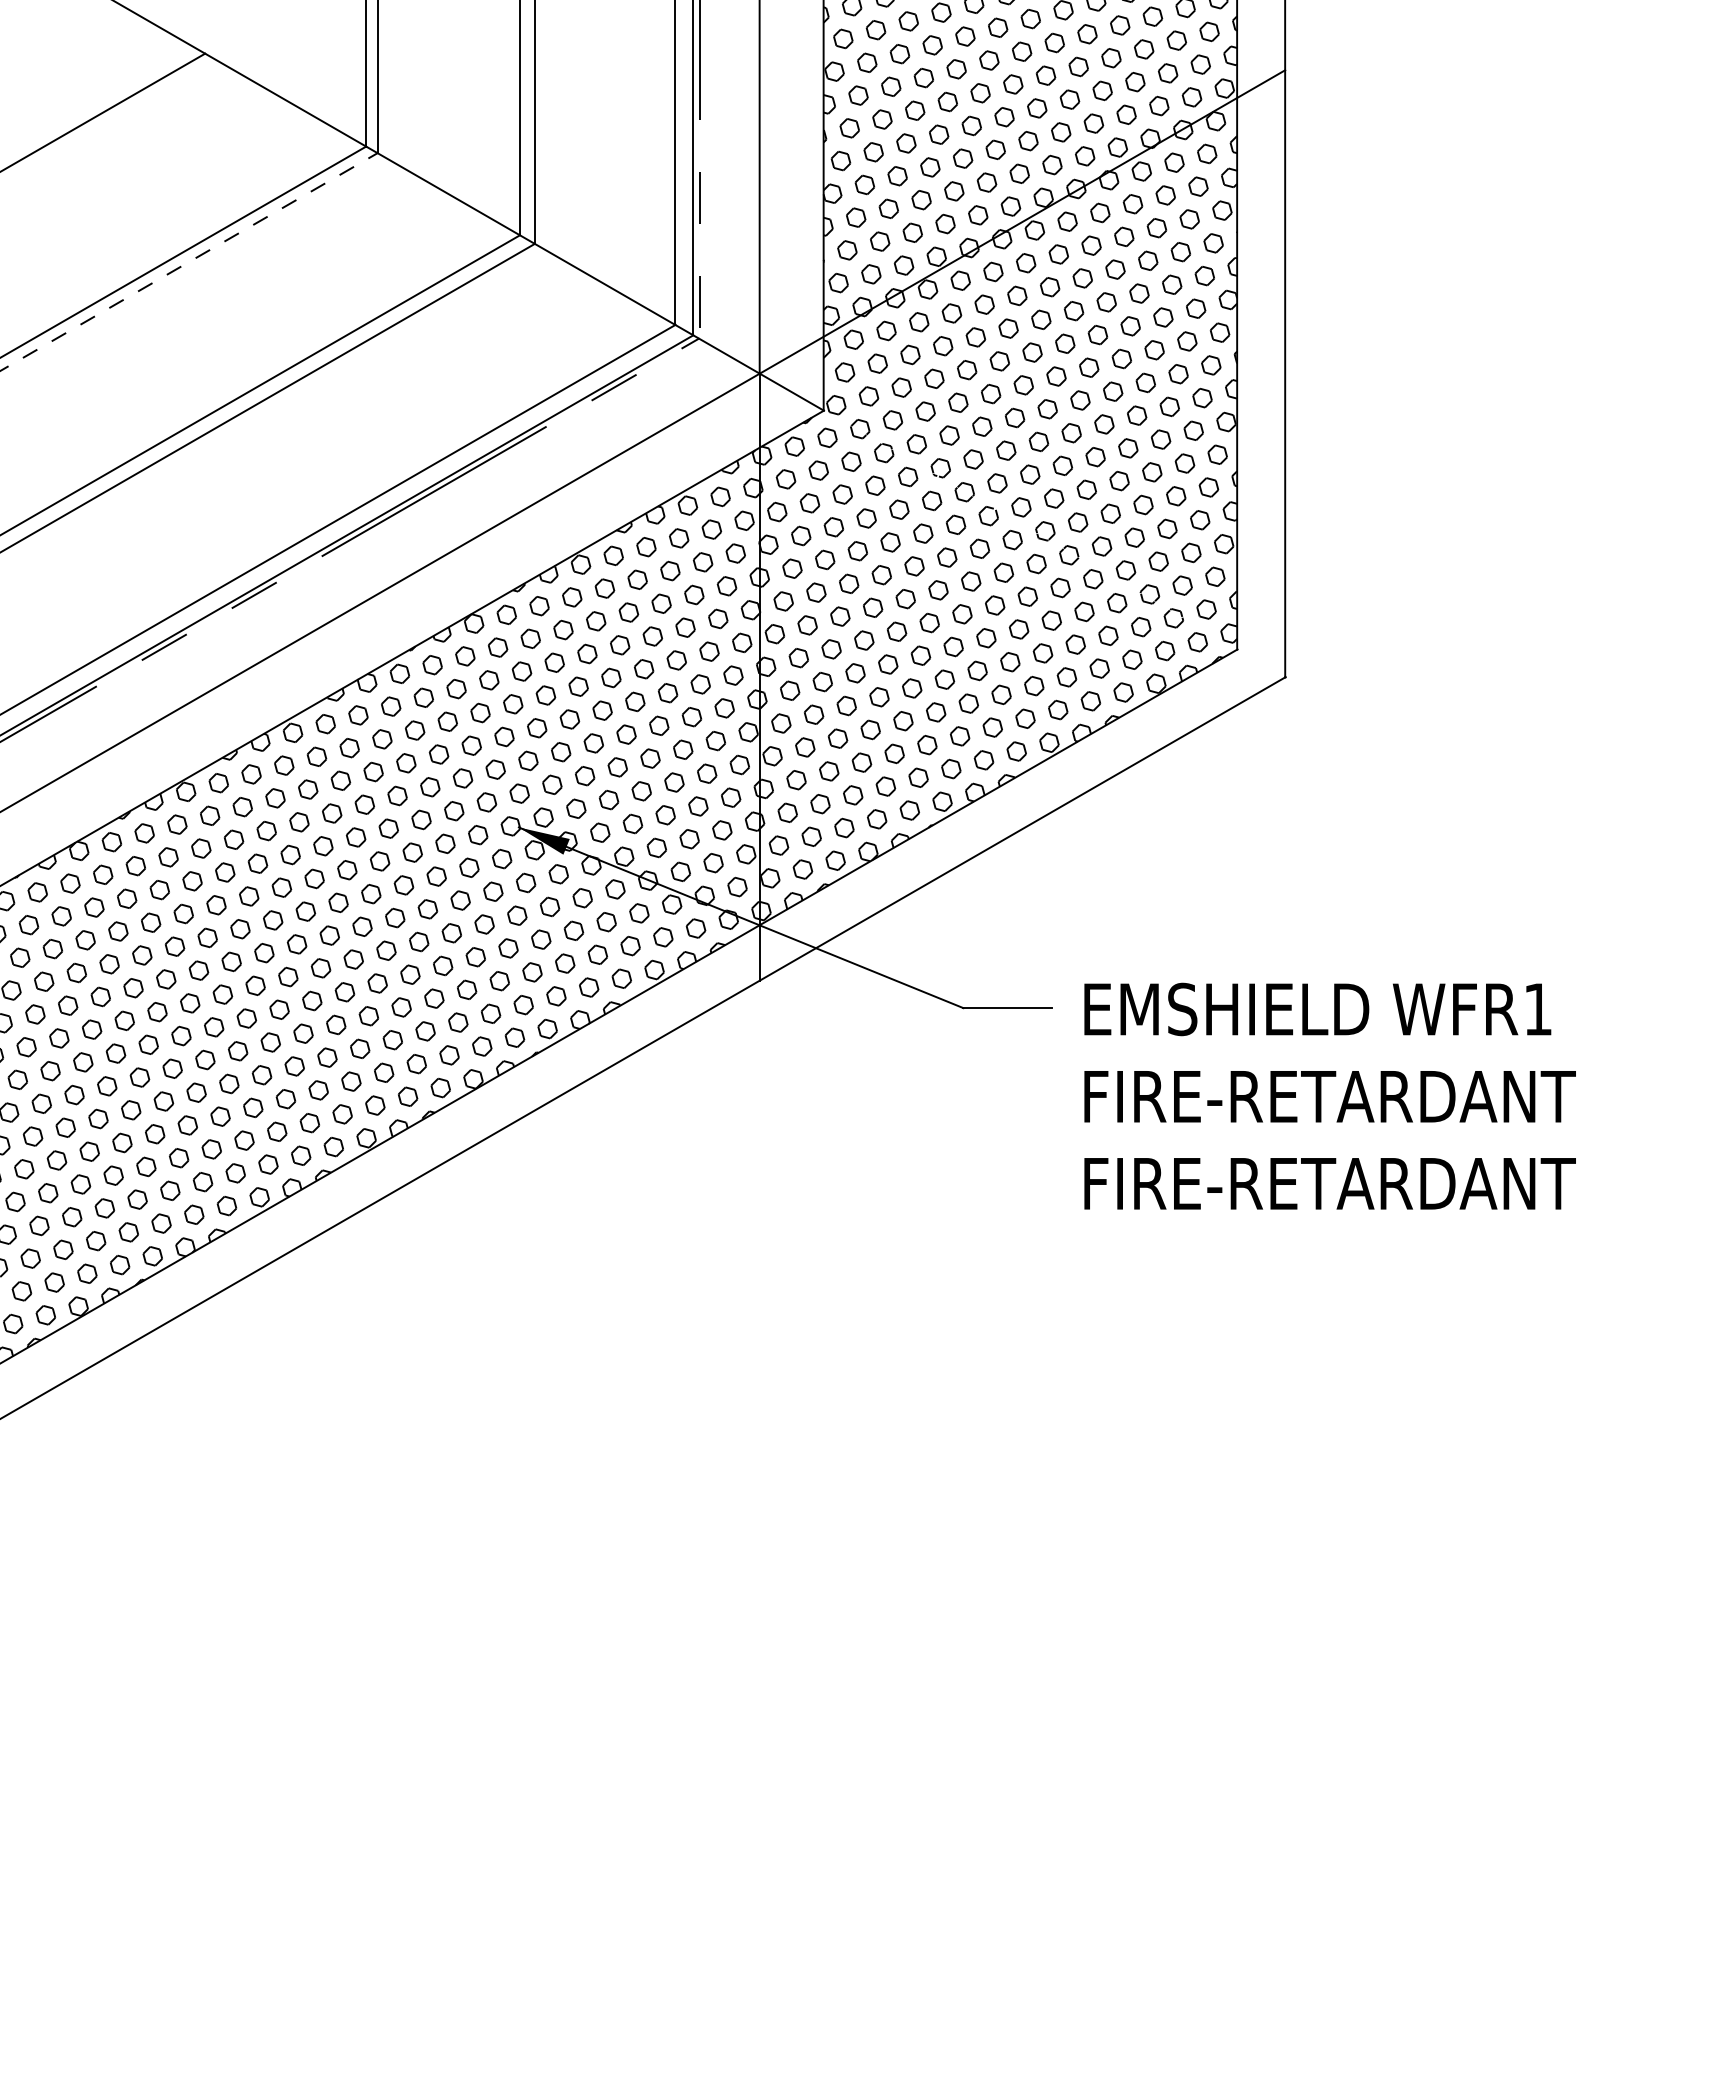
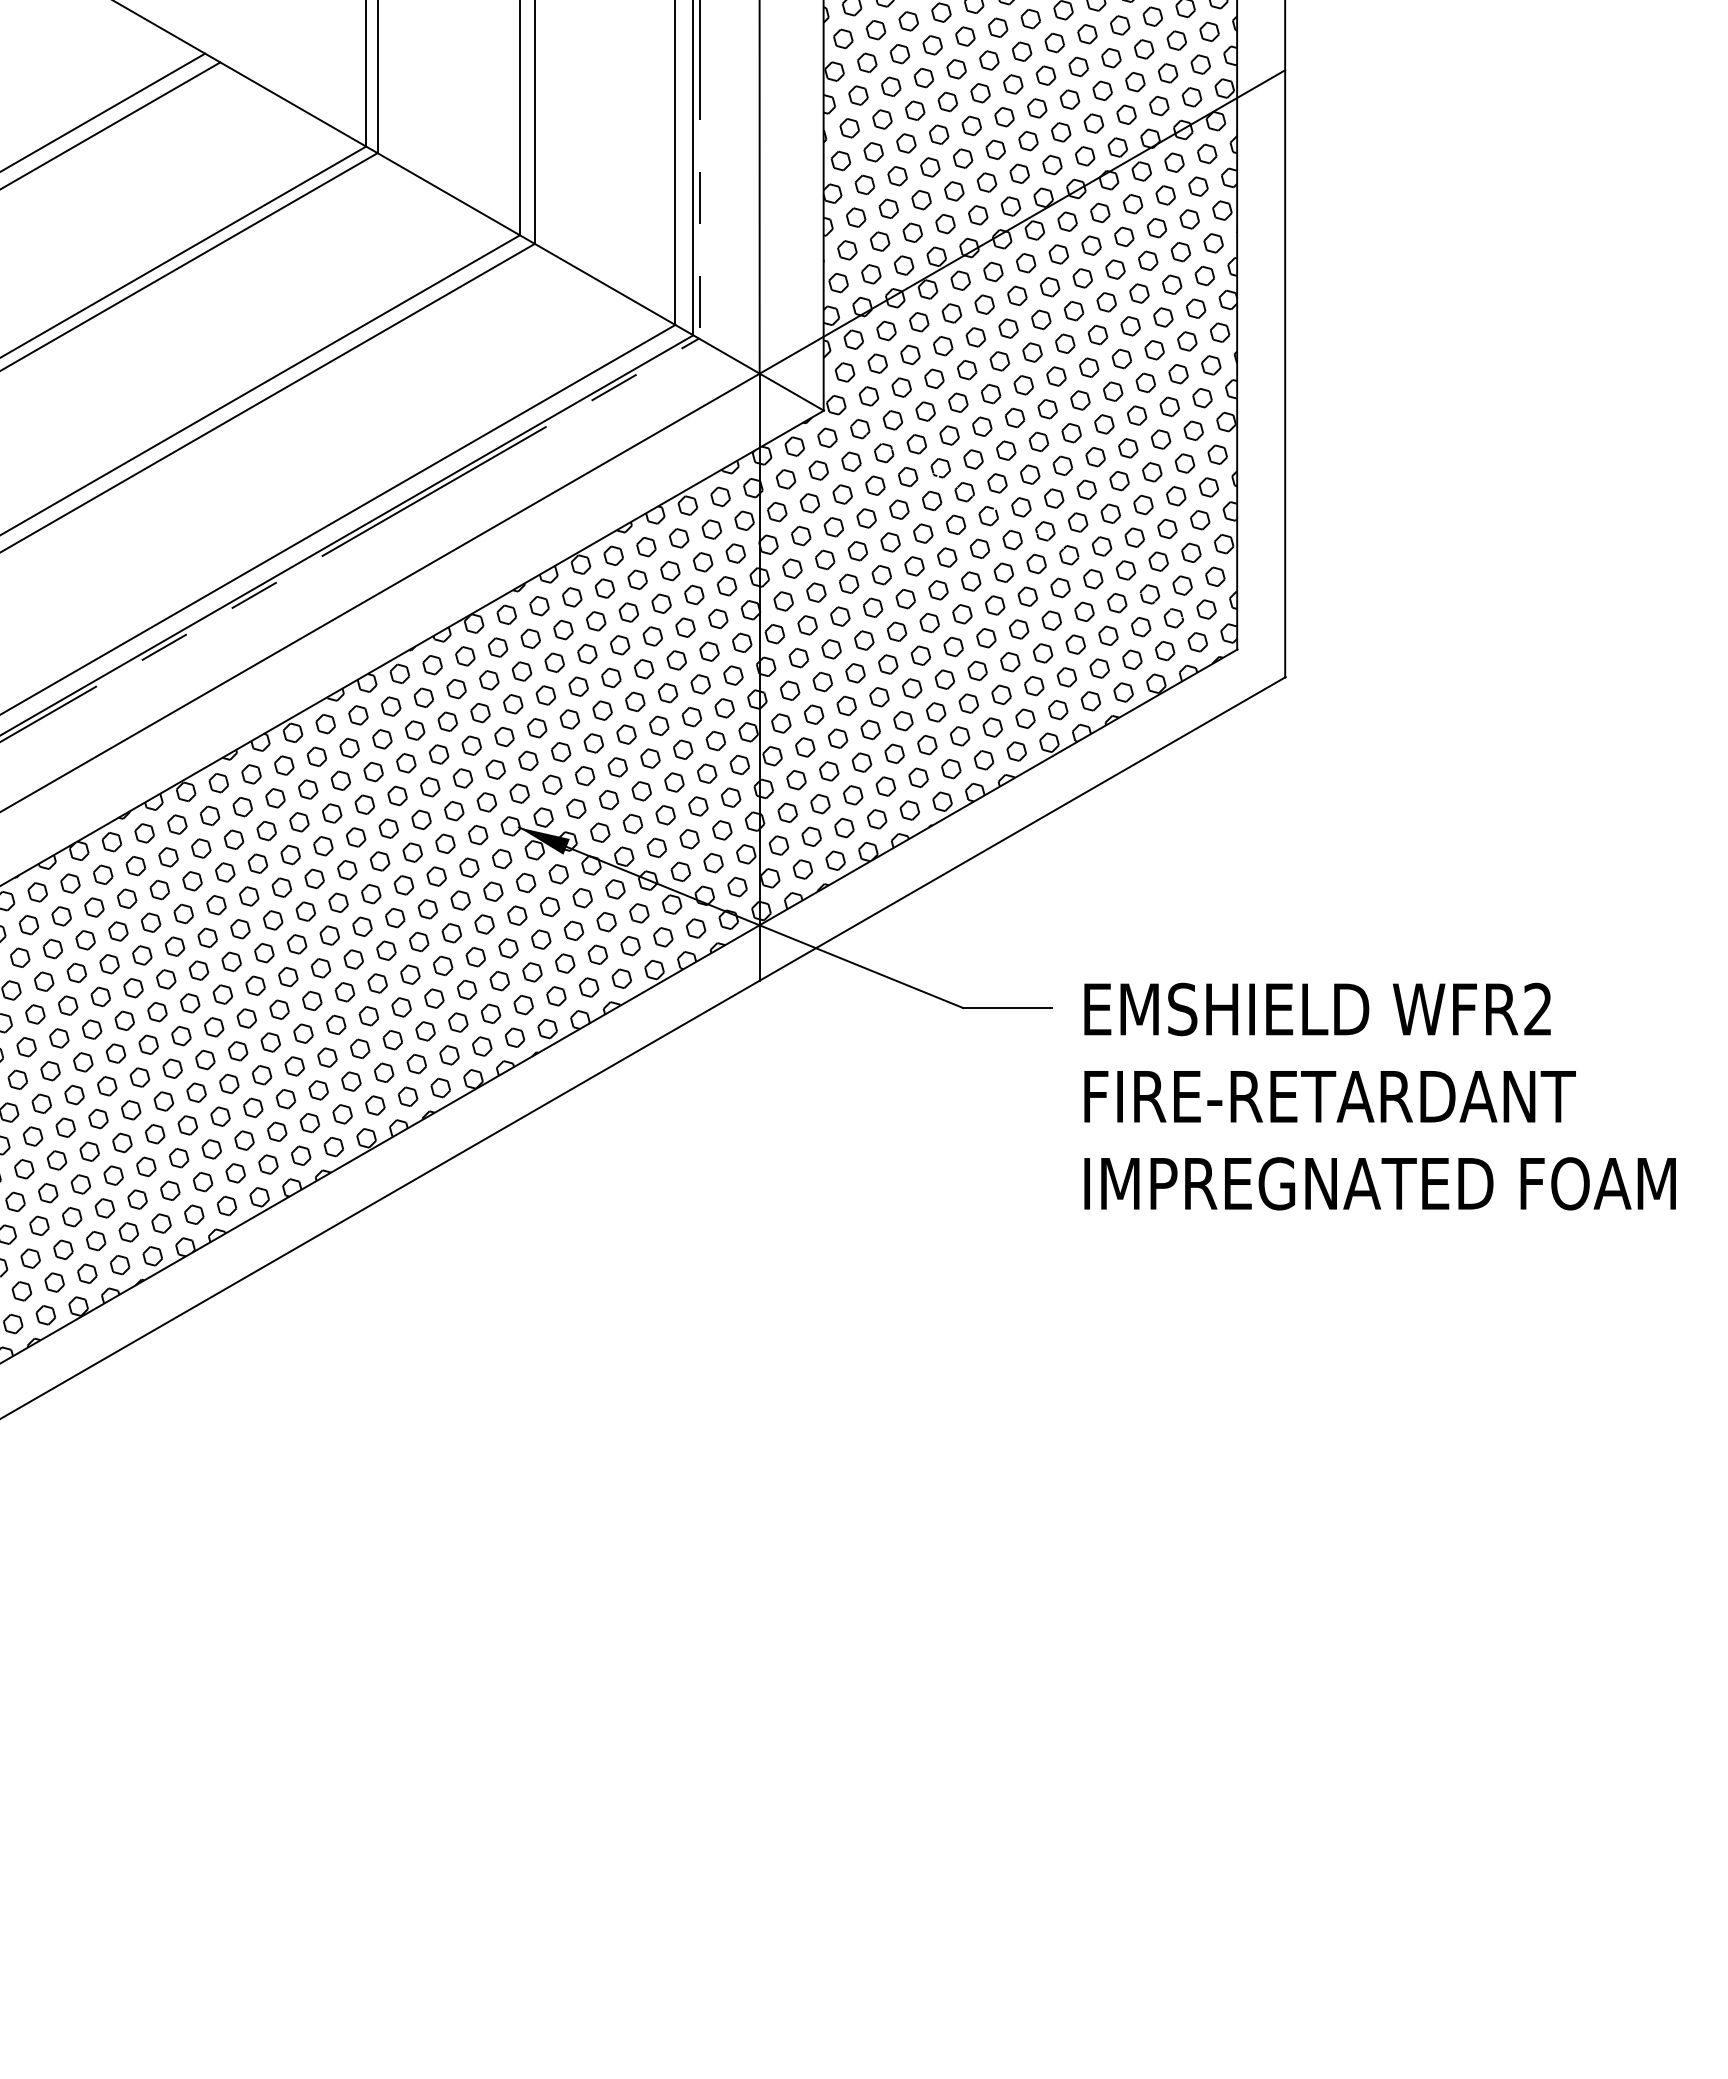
line: none -> present (111, 125)
line: dashed -> solid (188, 262)
text: WFR1 -> WFR2 (1537, 1008)
text: FIRE-RETARDANT -> IMPREGNATED FOAM (1382, 1183)
